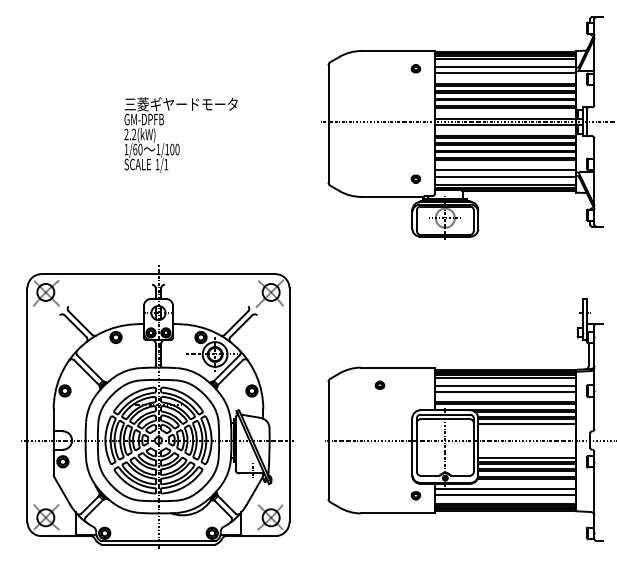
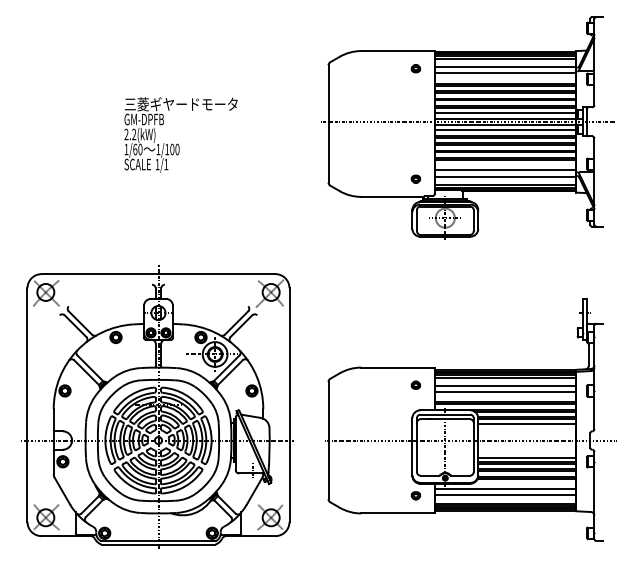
line: none -> present (505, 113)
line: none -> present (505, 130)
part position: (379, 384) -> (415, 384) (415, 384)
